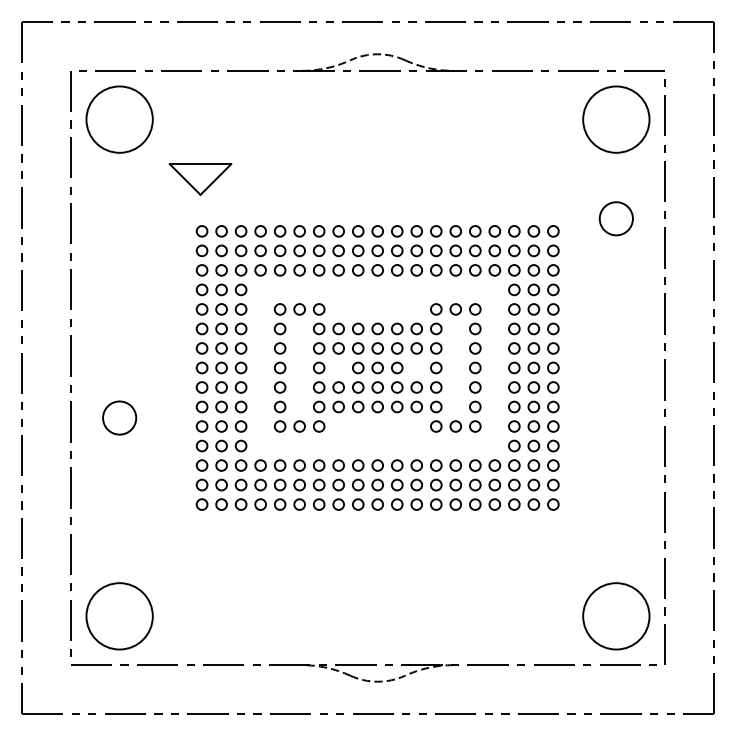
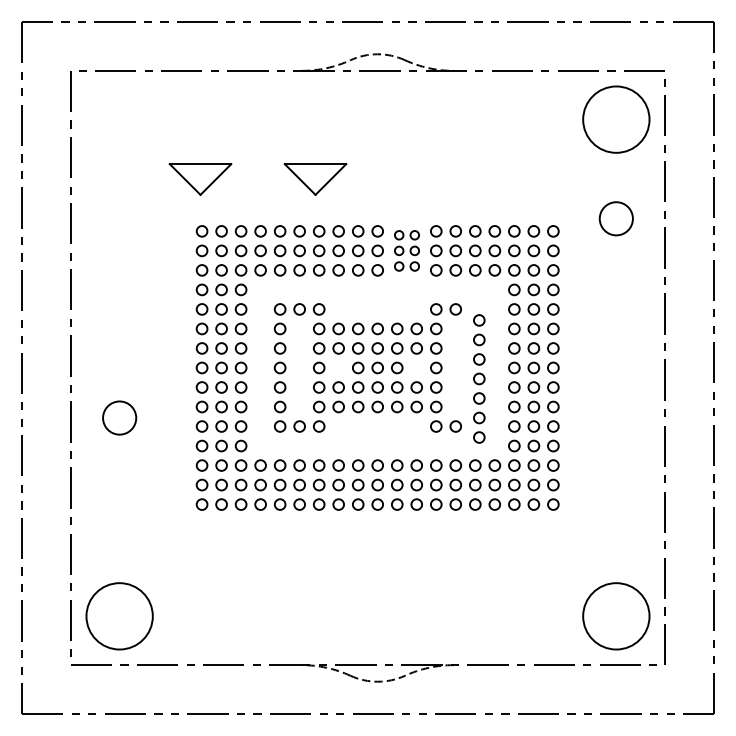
circle: present -> none (119, 119)
part: none -> present (315, 179)
part size: 32x52 px -> 26x42 px (406, 250)
part position: (475, 367) -> (479, 378) (479, 378)
